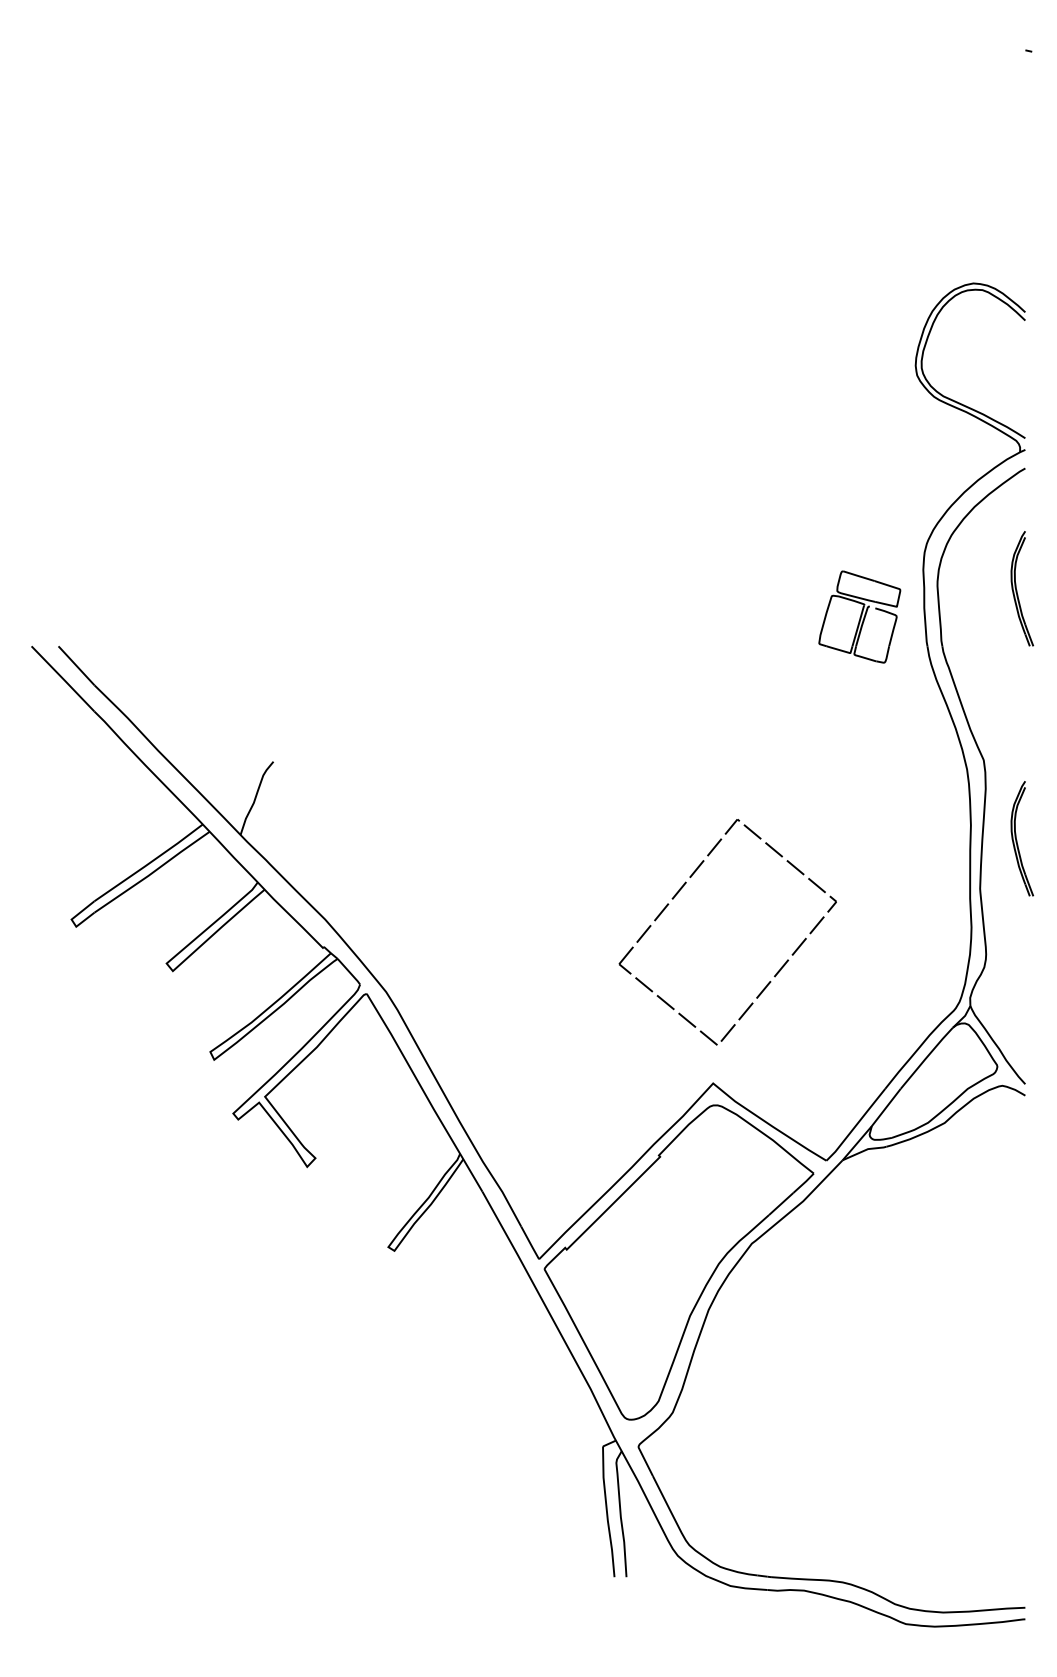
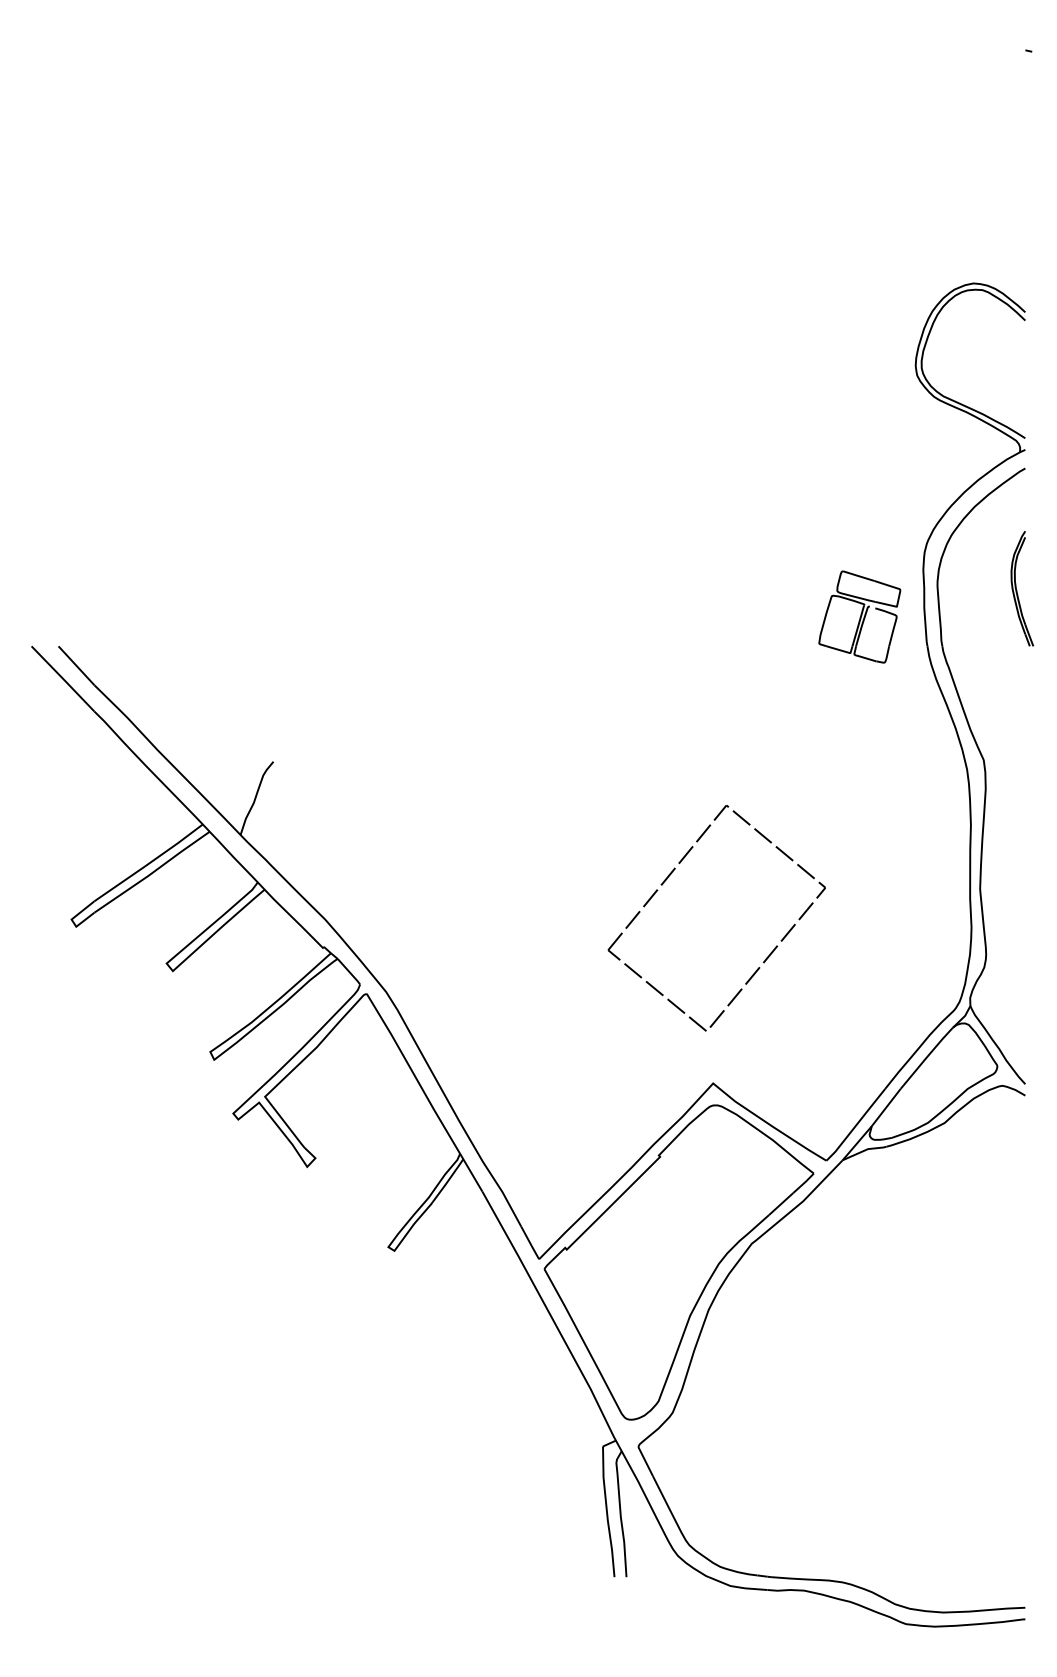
part: present -> none (1022, 838)
part position: (679, 892) -> (668, 878) (668, 878)
